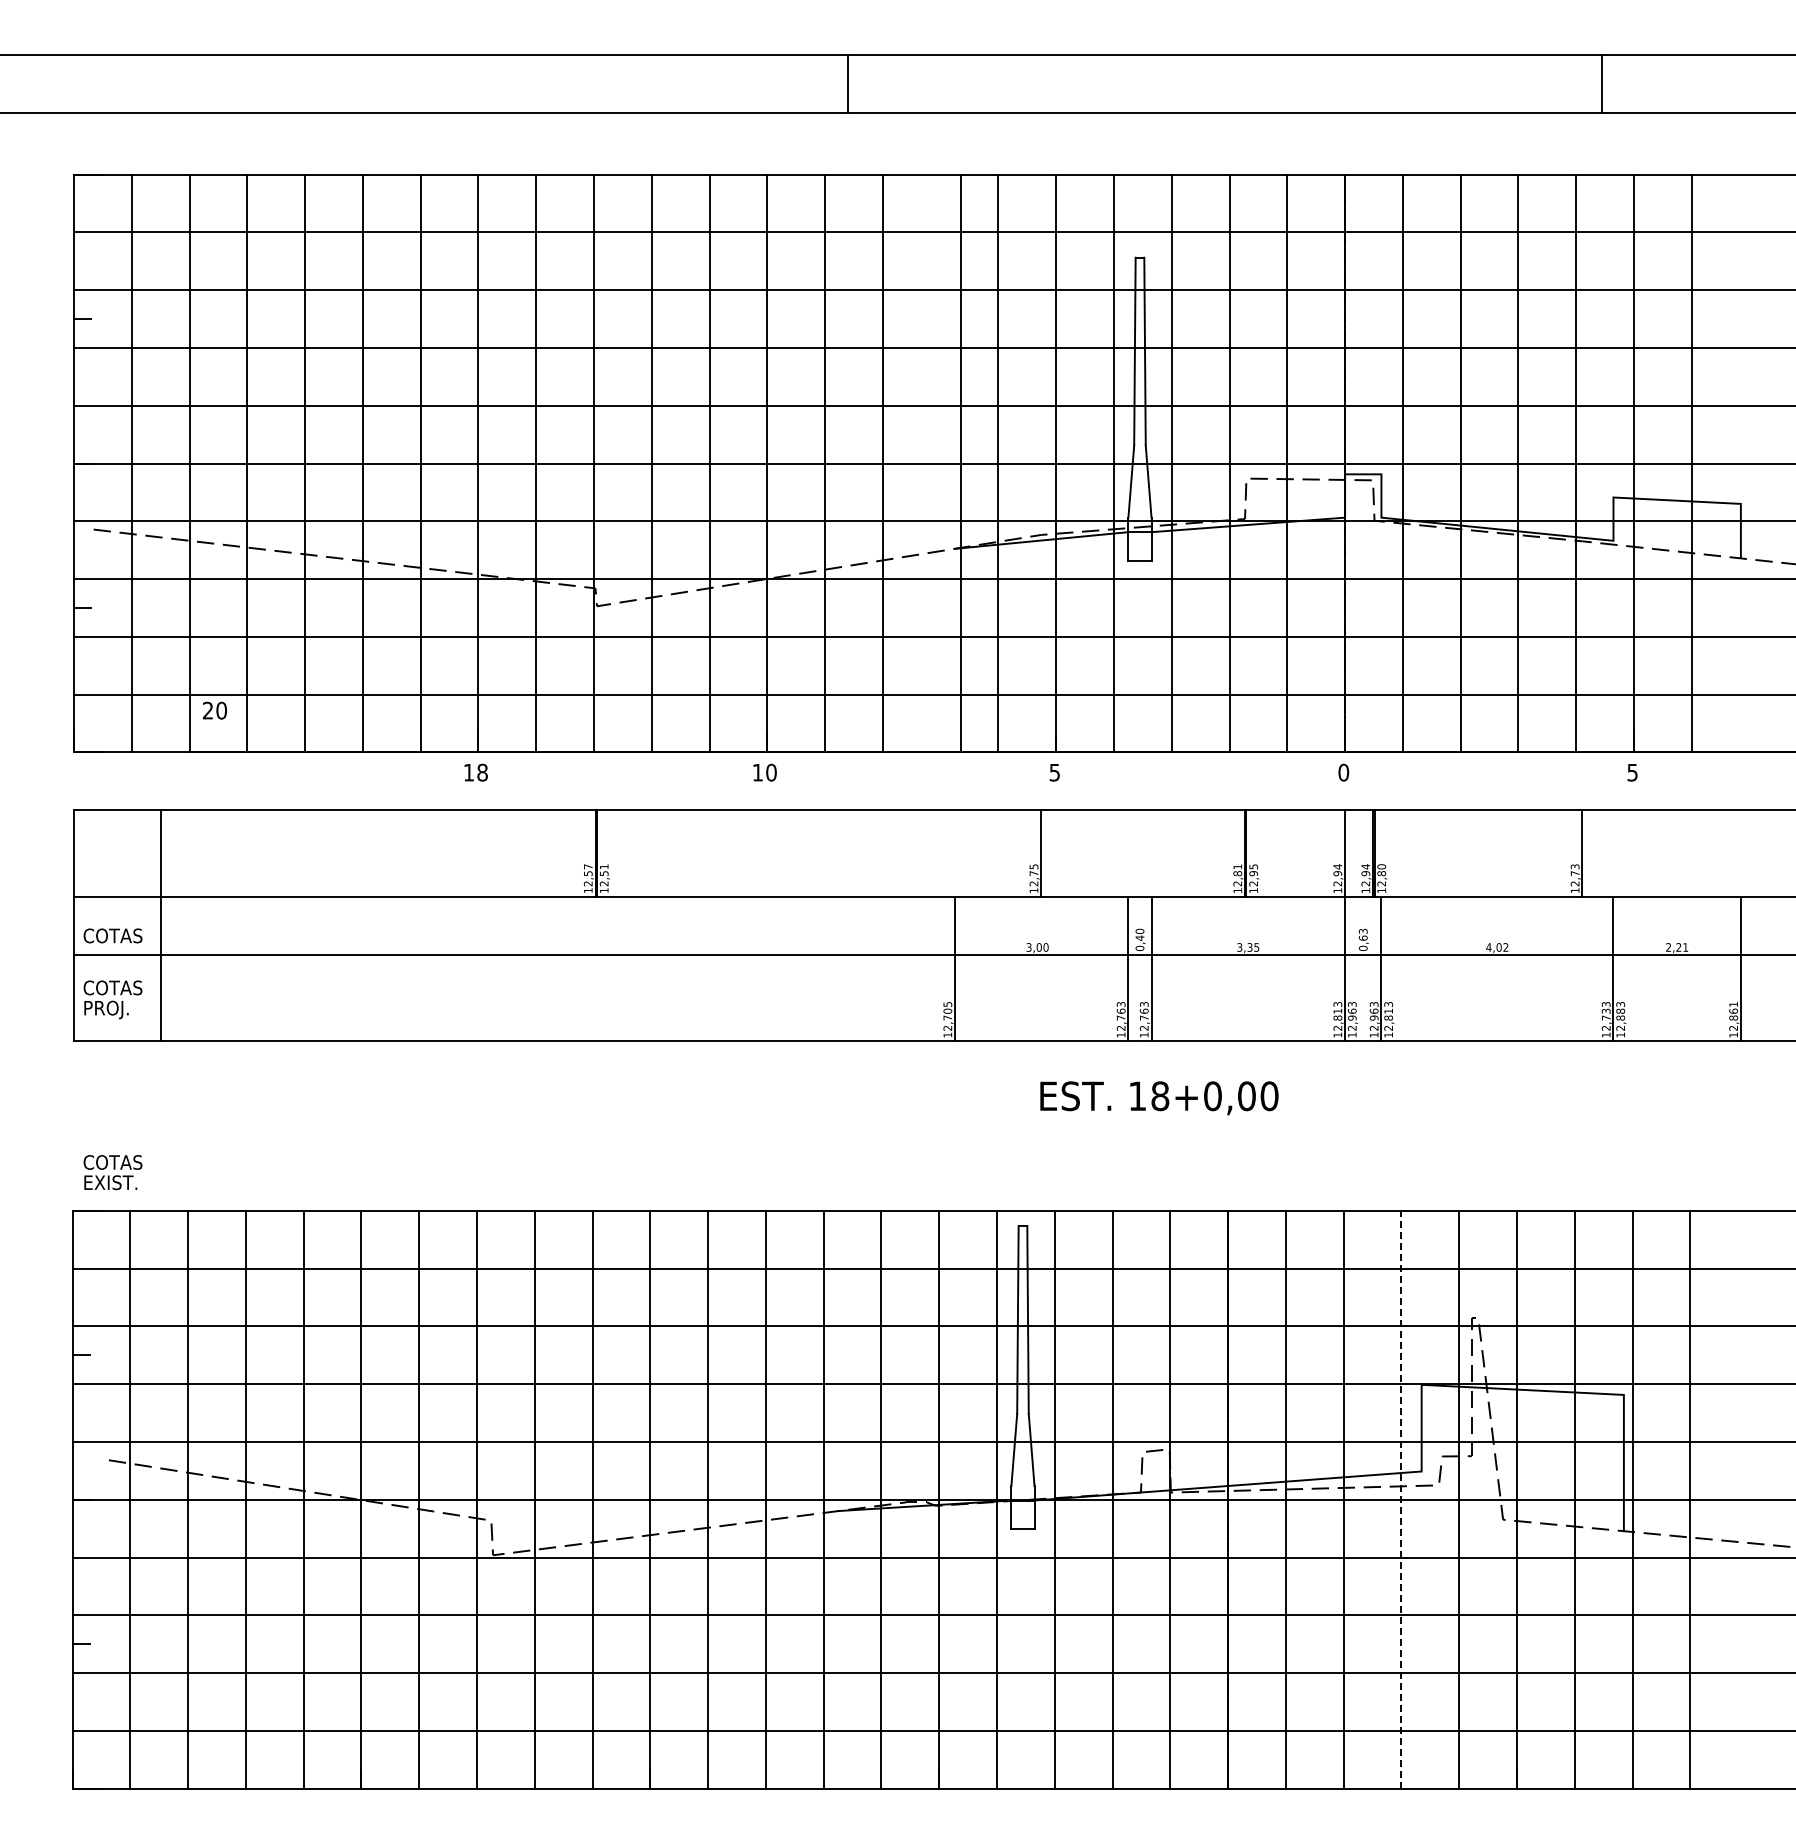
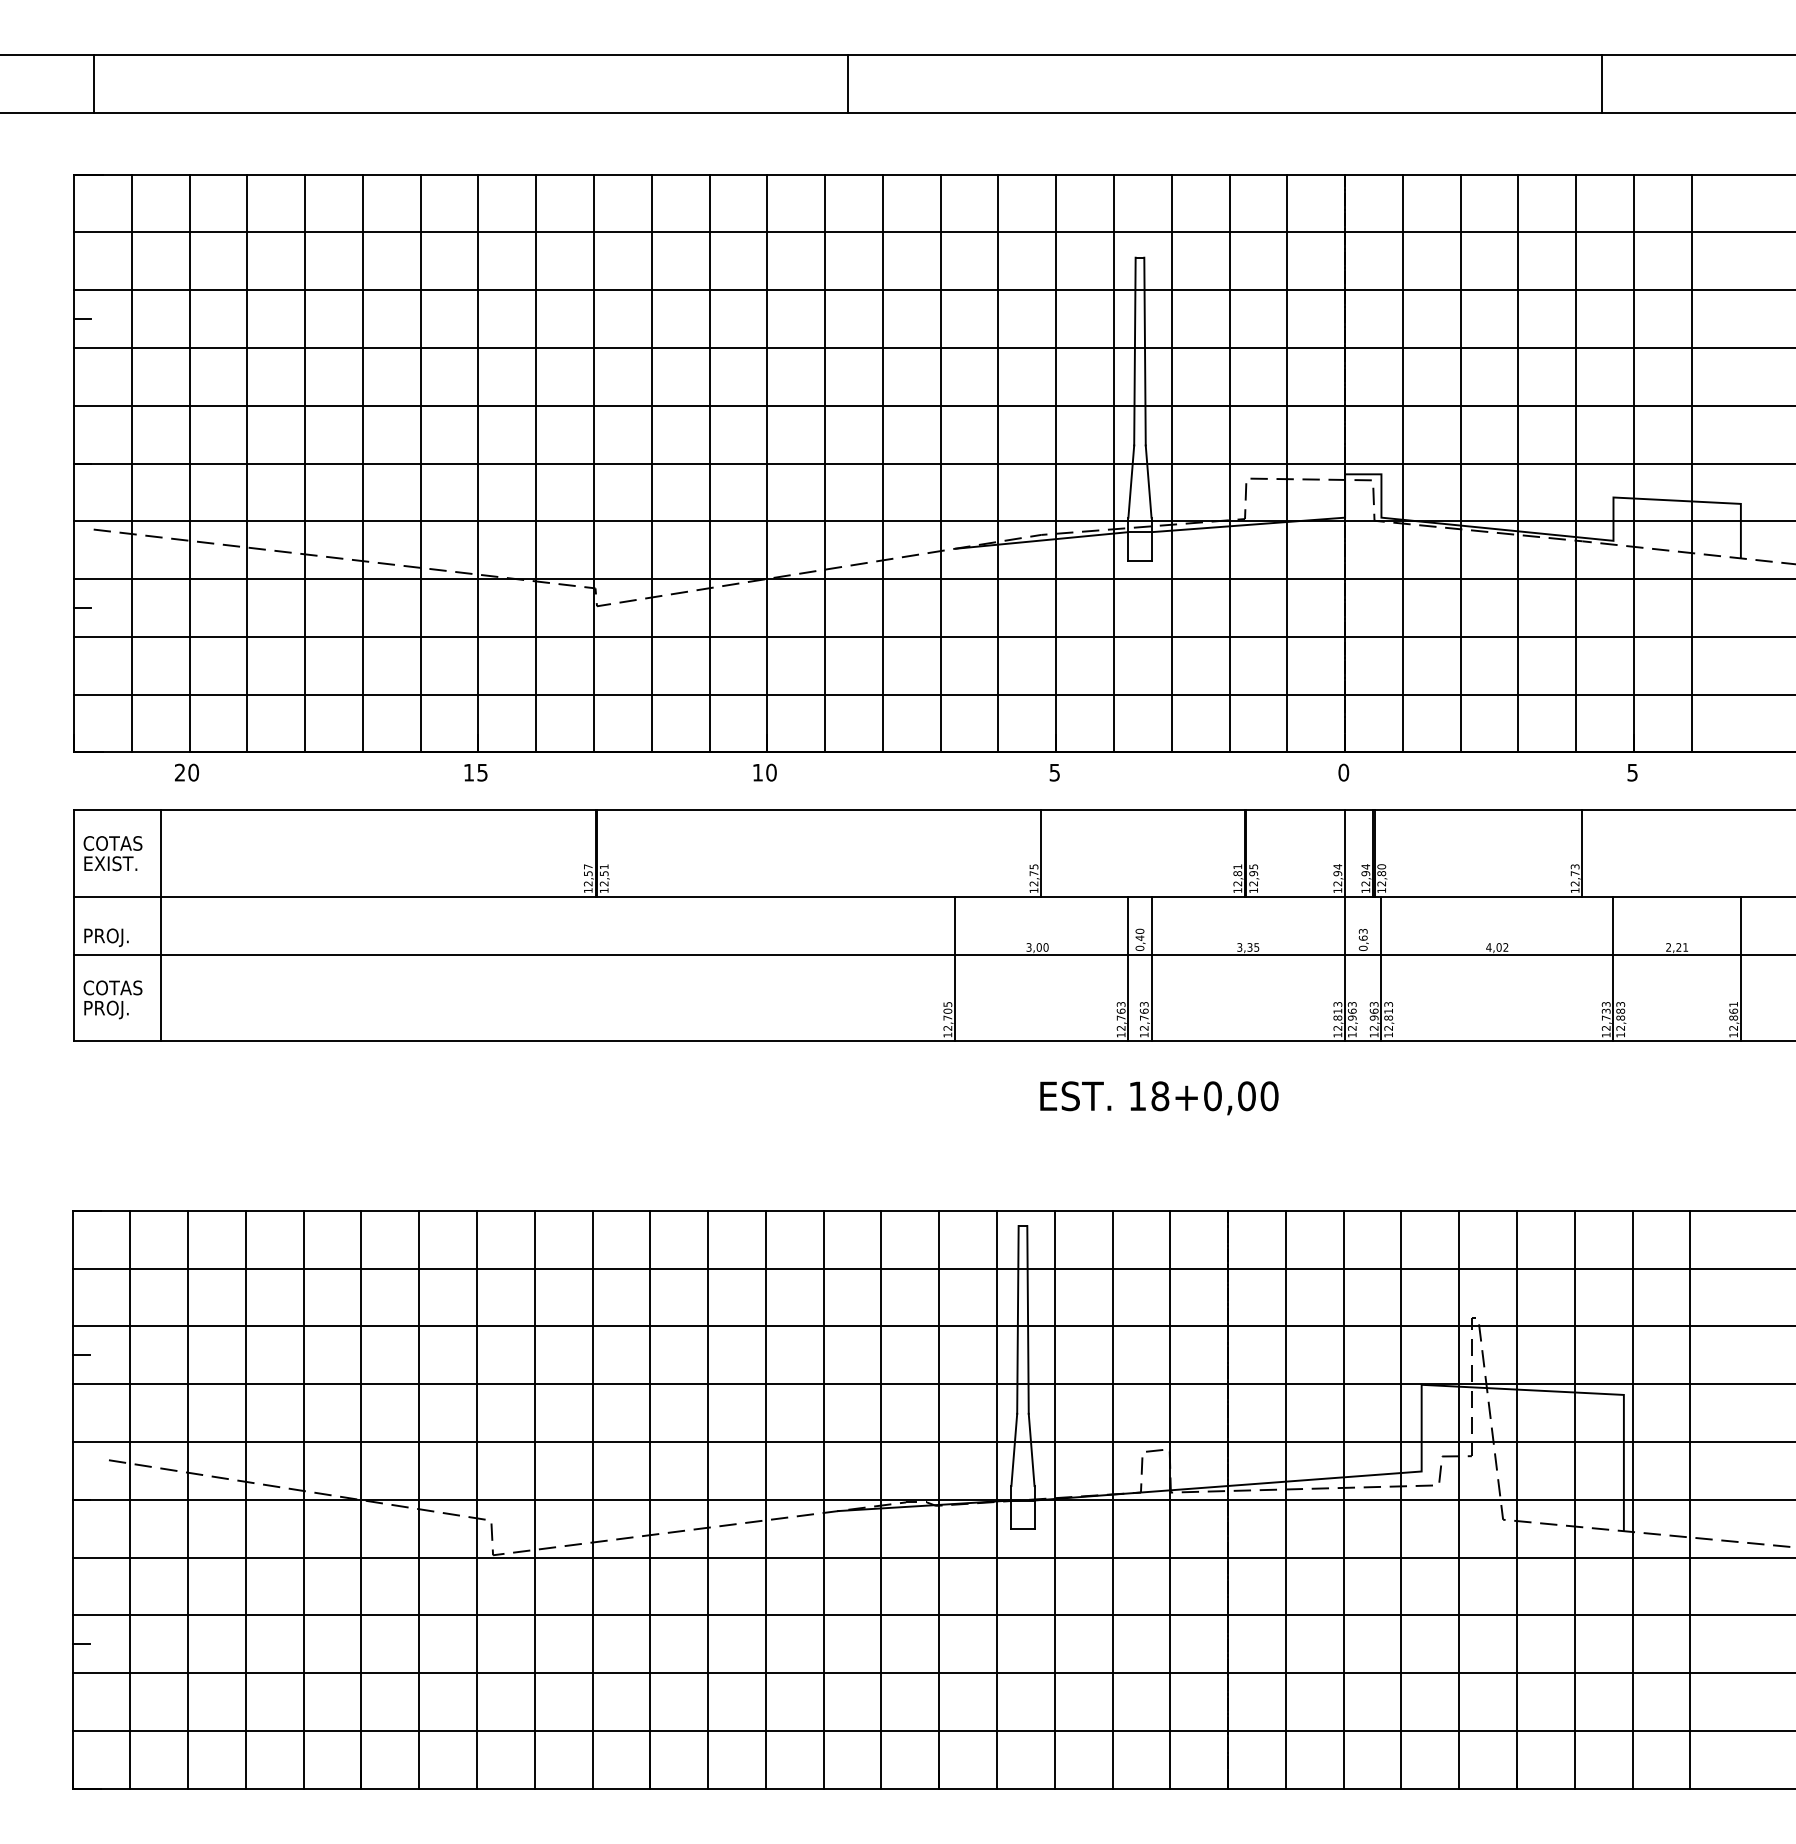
line: none -> present (94, 84)
line position: (960, 463) -> (940, 463) (940, 463)
text position: (214, 710) -> (186, 772) (186, 772)
text: 18 -> 15 (482, 772)
text: COTAS -> PROJ. (112, 937)
text position: (112, 1172) -> (112, 853) (112, 853)
line: dashed -> solid (1401, 1499)
